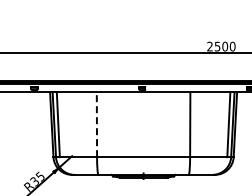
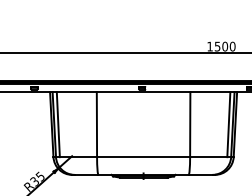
text: 2500 -> 1500 (209, 46)
line: dashed -> solid (96, 124)
